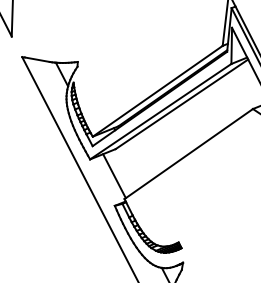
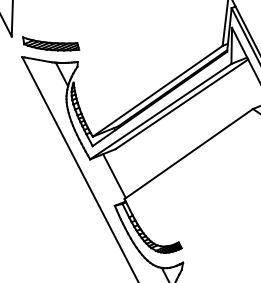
part: none -> present (51, 43)
